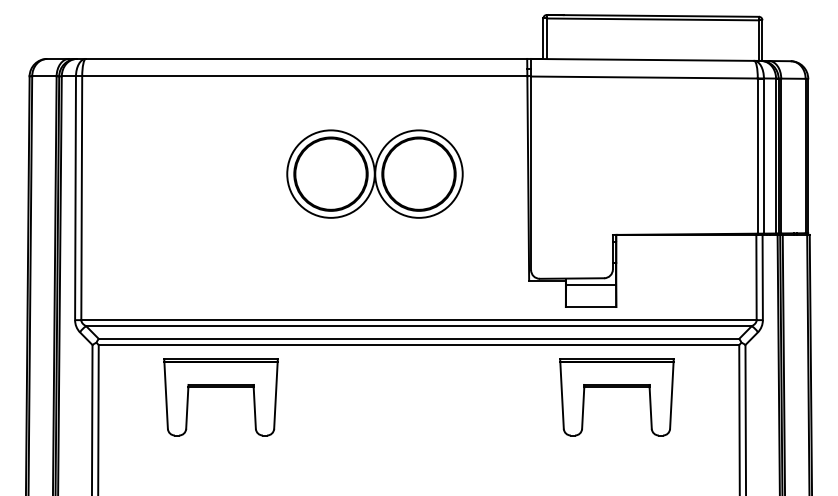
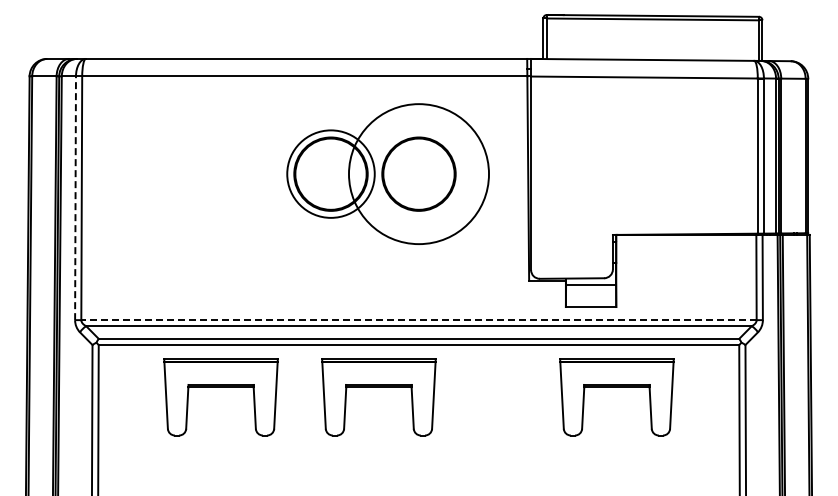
circle diameter: 88 px -> 140 px (418, 174)
line: solid -> dashed (75, 198)
line: solid -> dashed (419, 320)
part: none -> present (378, 387)
